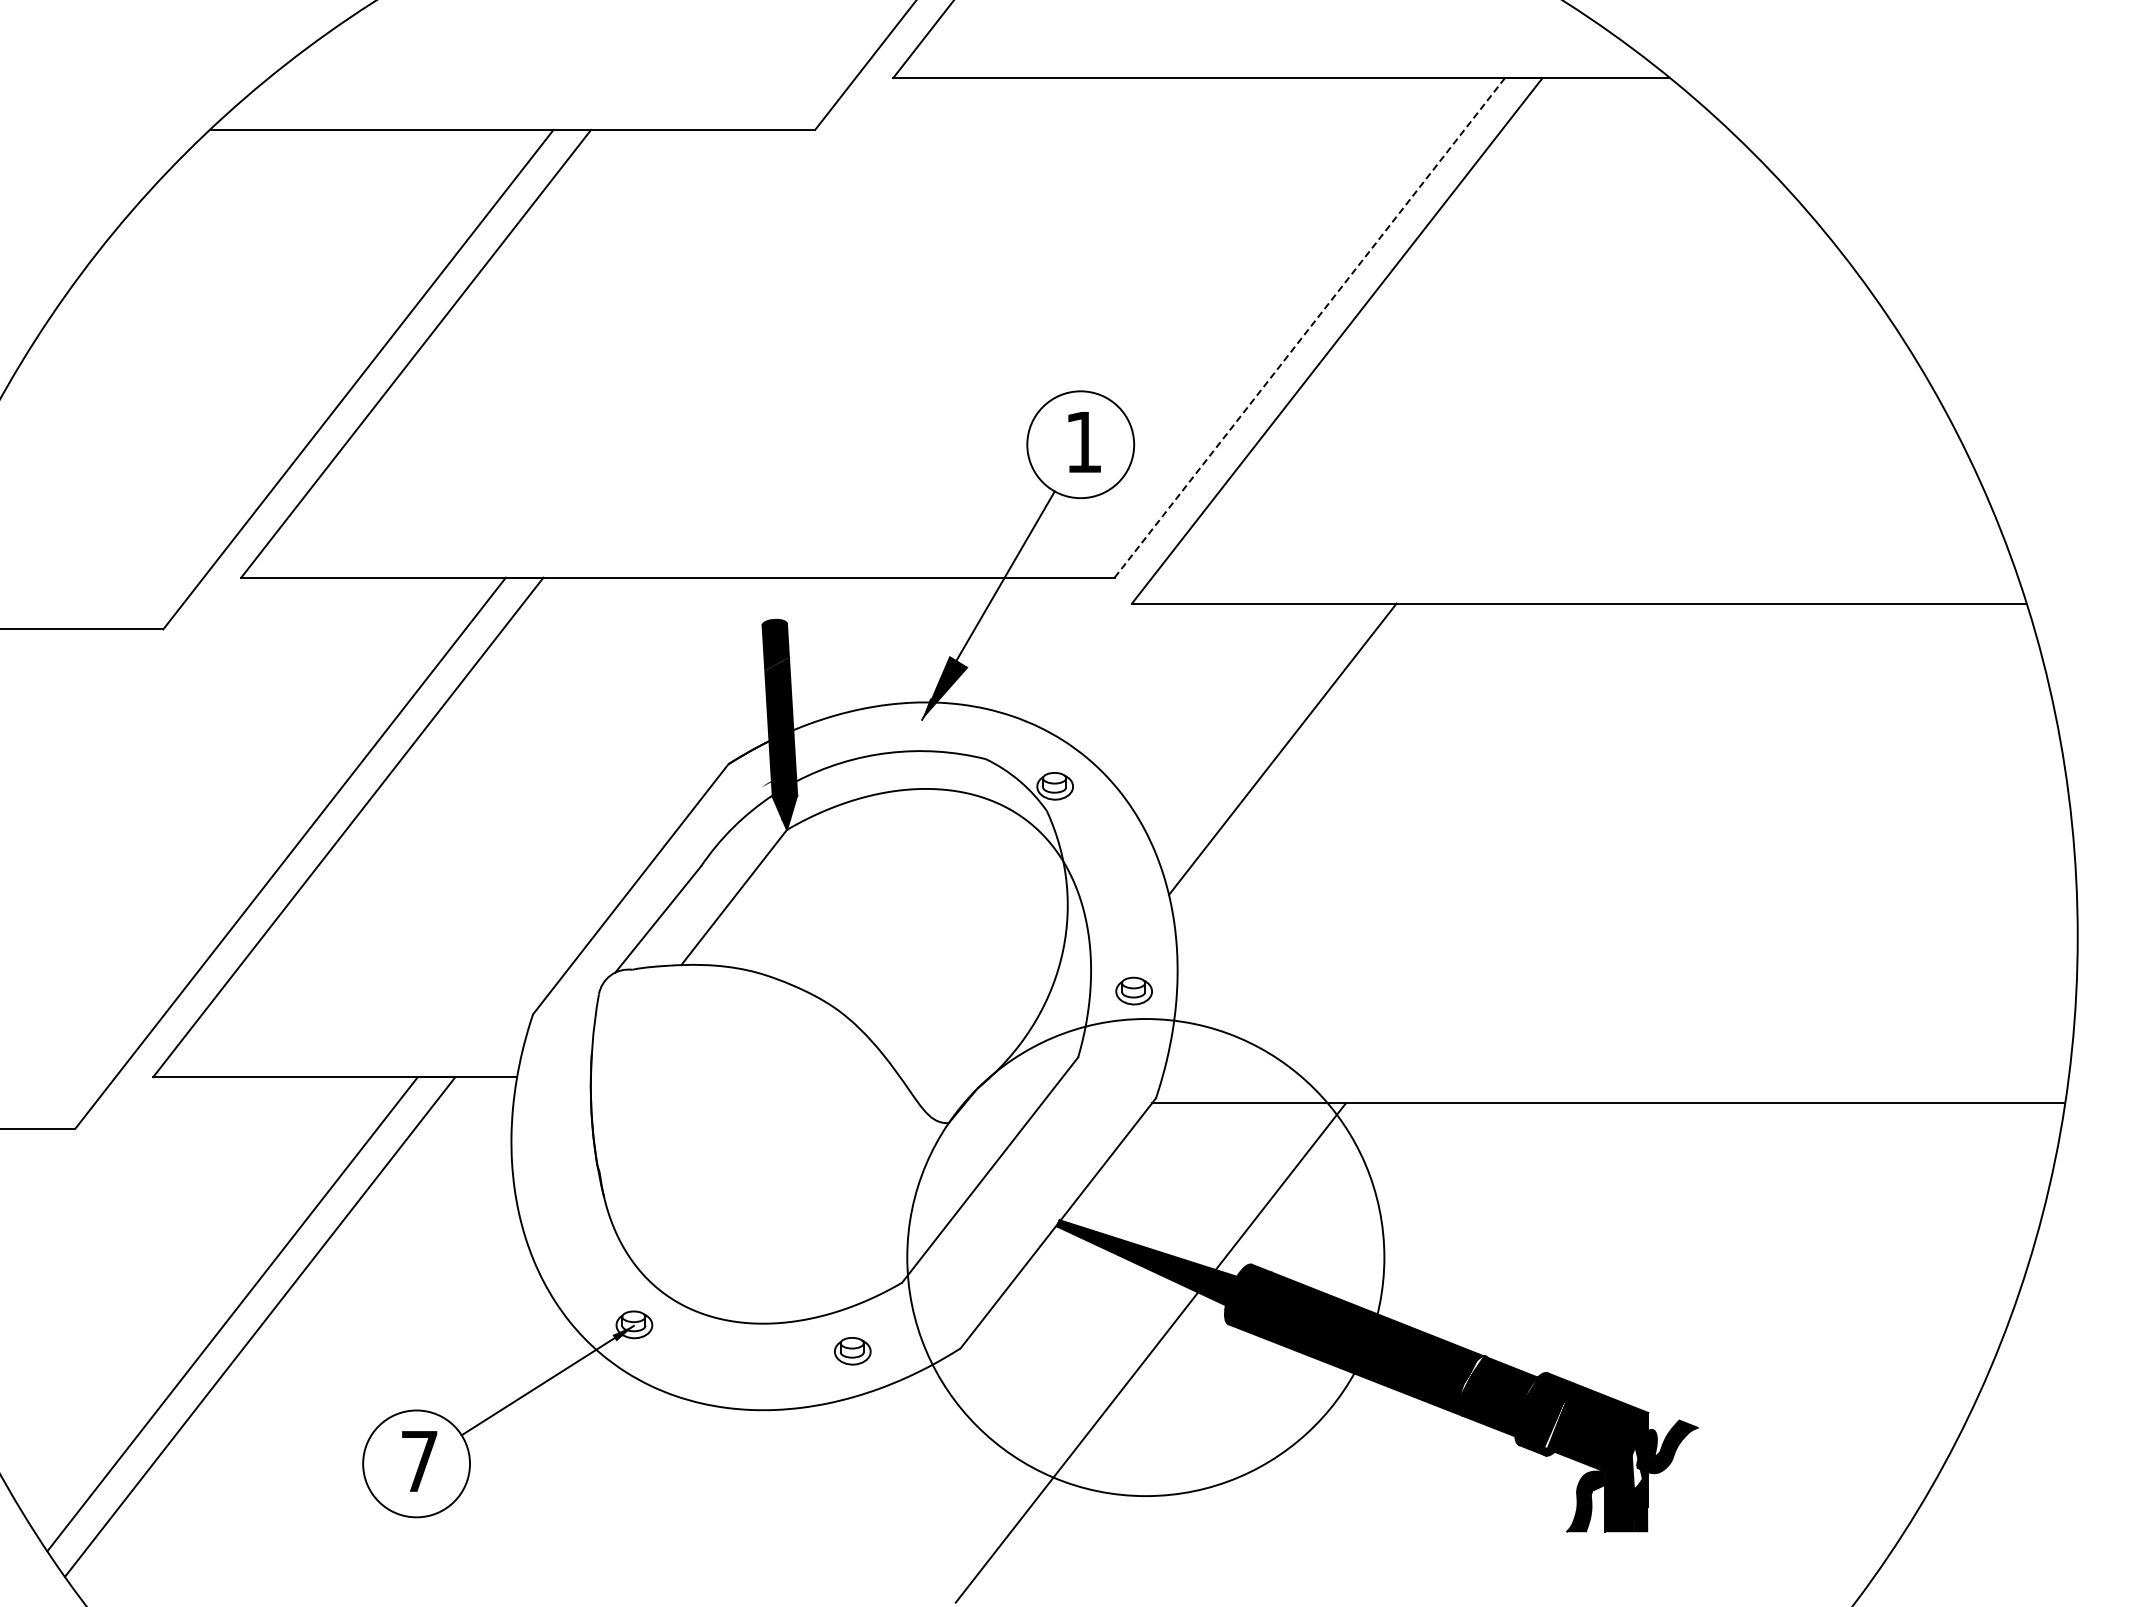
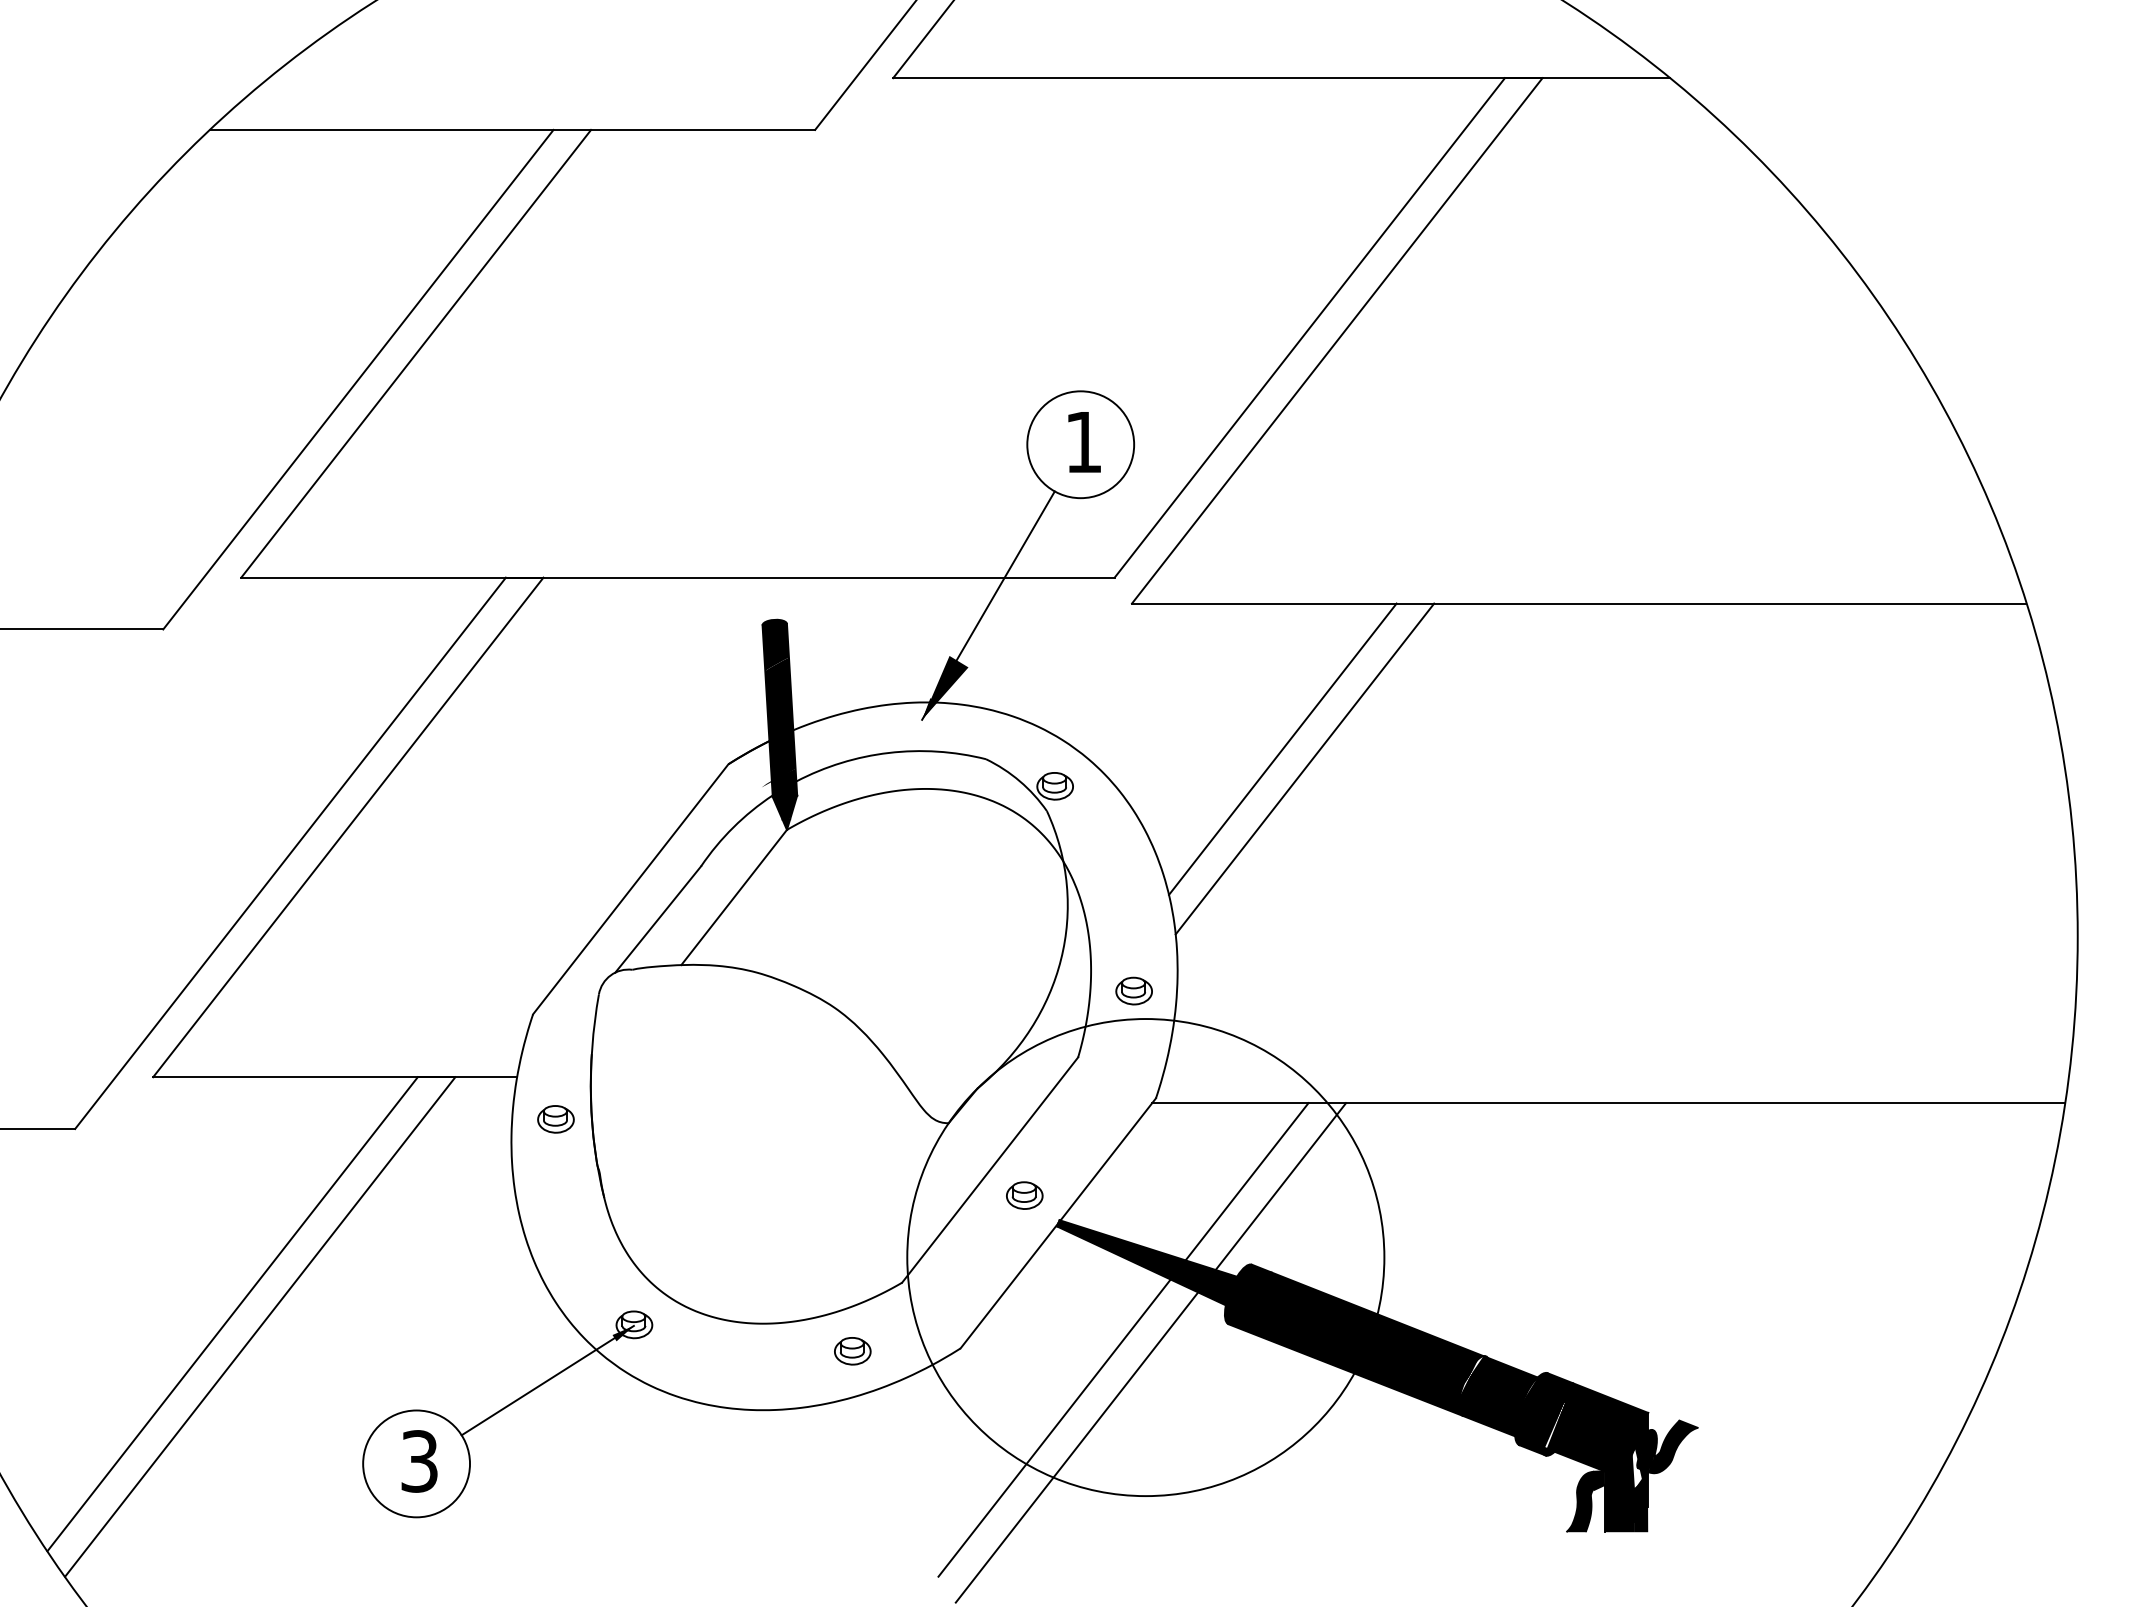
line: dashed -> solid (1309, 327)
line: none -> present (1304, 768)
part: none -> present (555, 1119)
part: none -> present (1024, 1195)
line: none -> present (1123, 1339)
text: 7 -> 3 (419, 1461)
